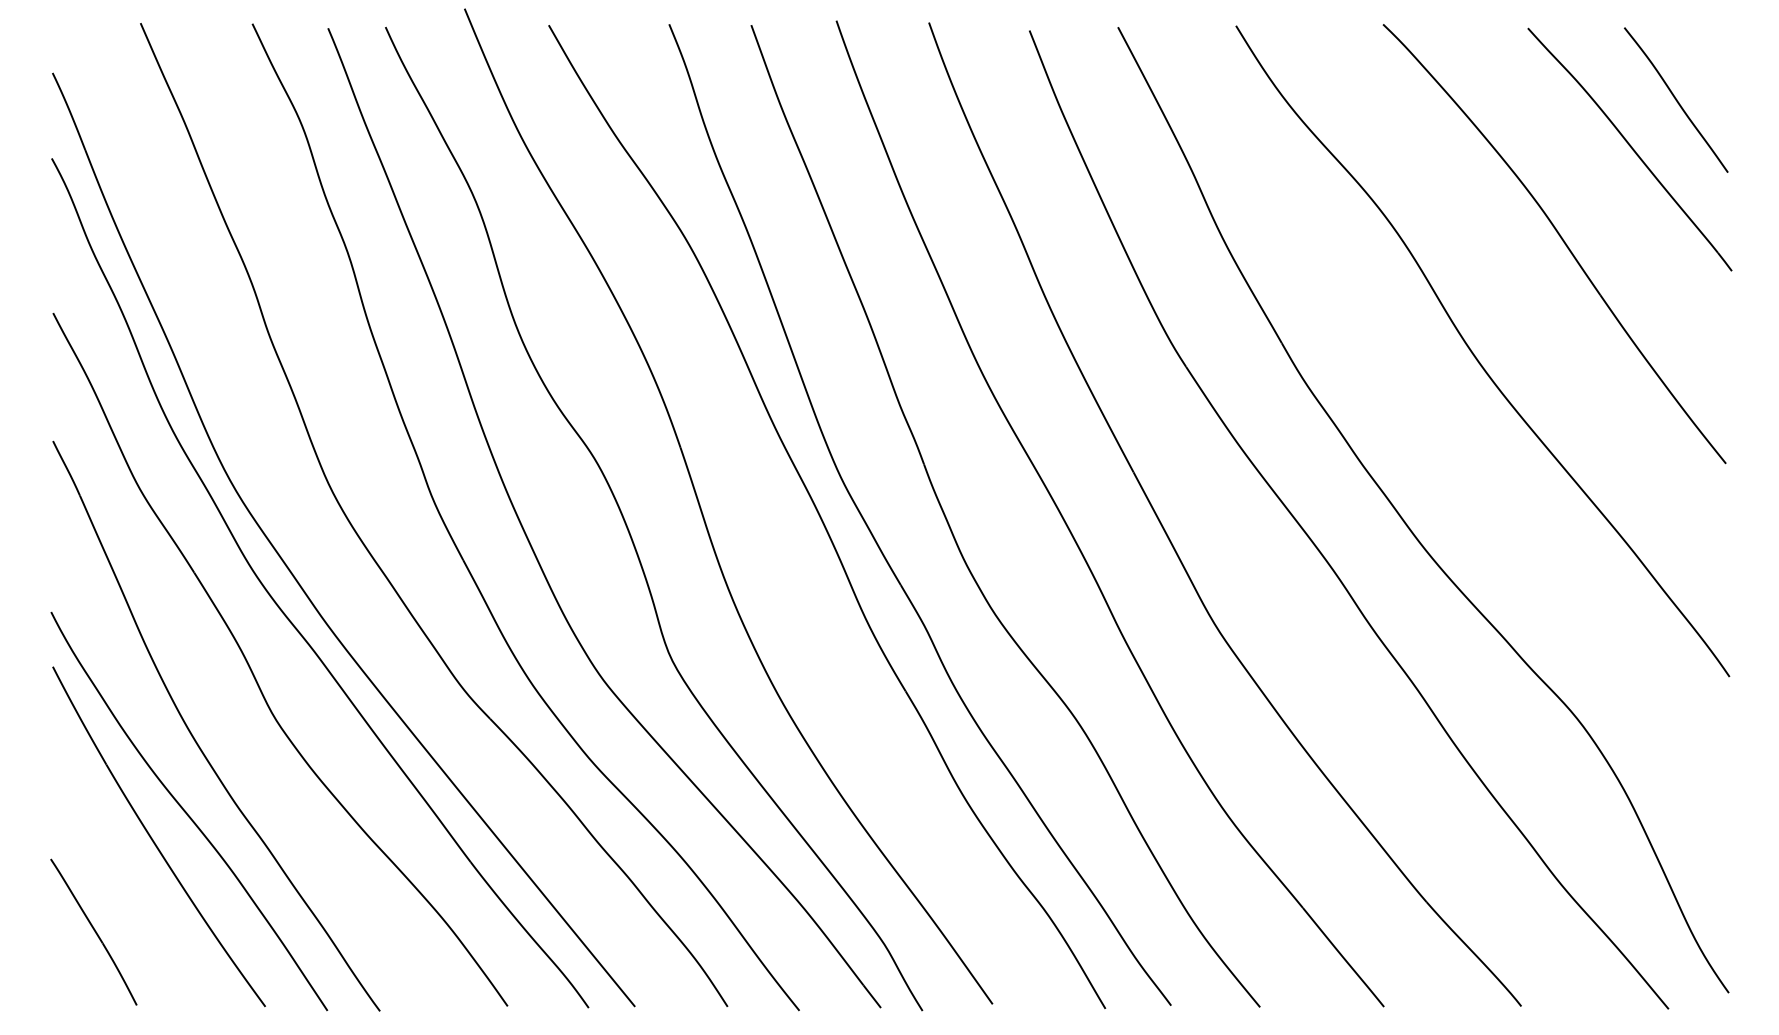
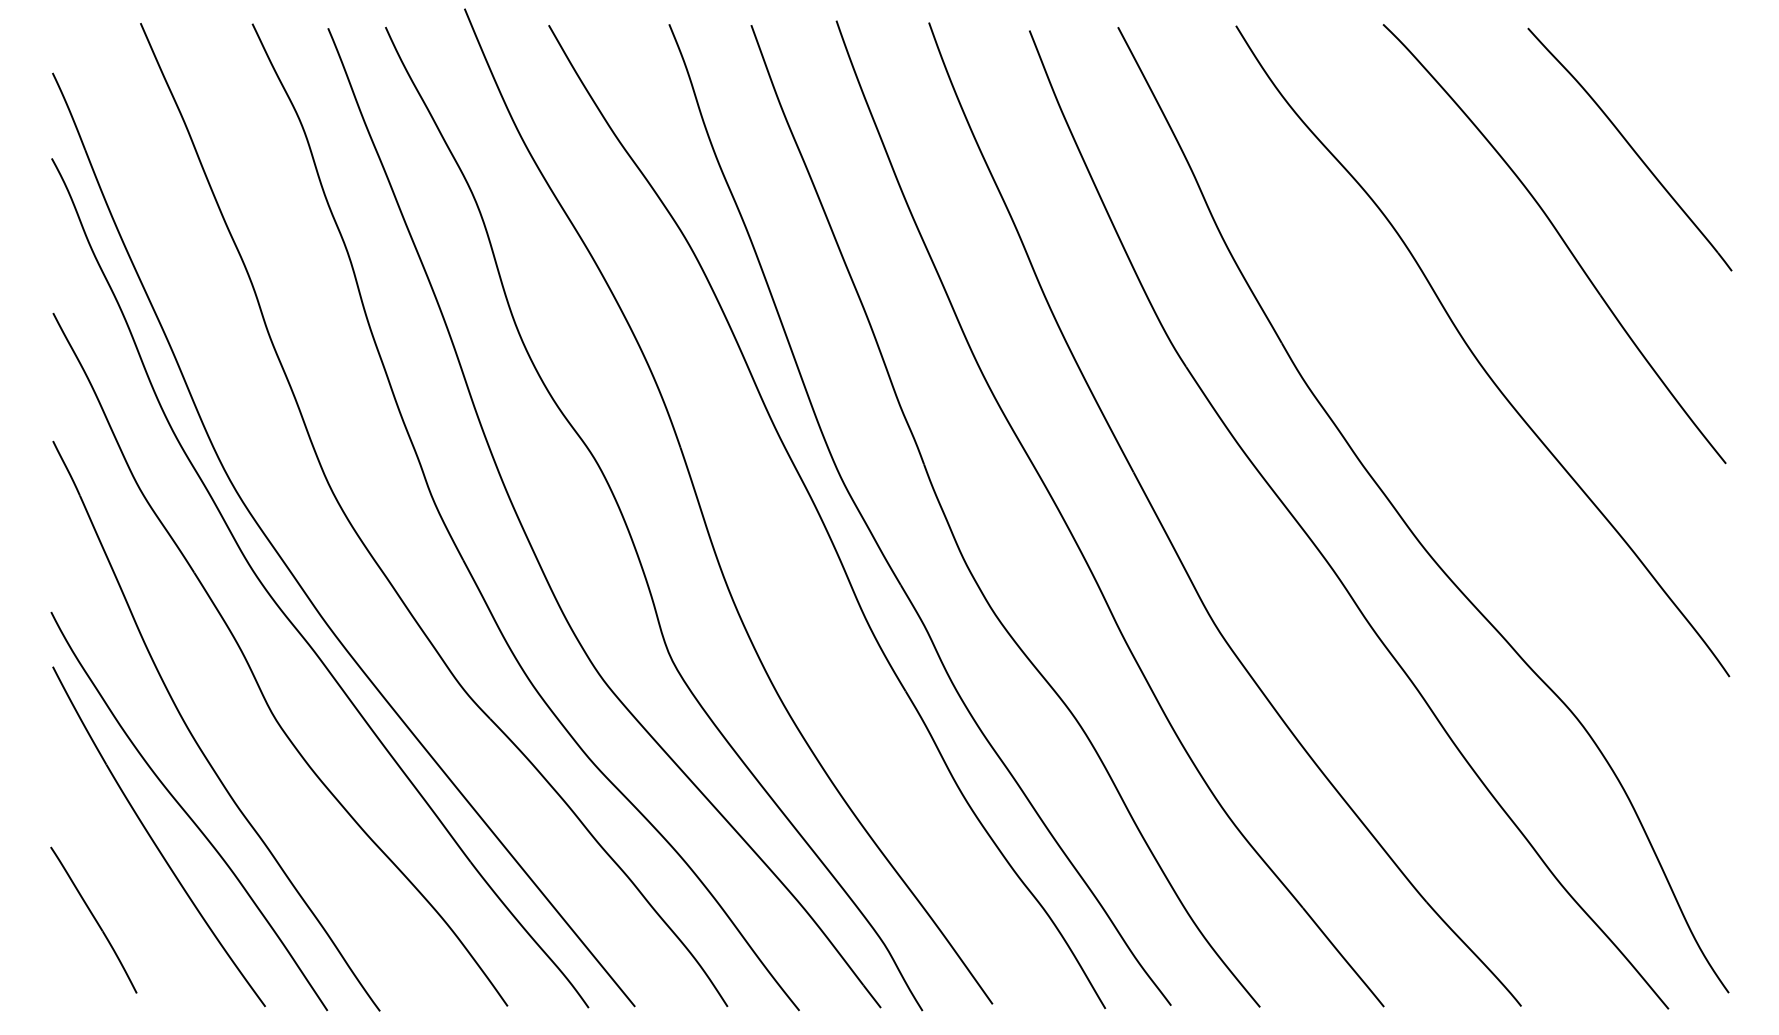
curve: present -> none (1676, 99)
part position: (93, 931) -> (93, 919) (93, 919)
